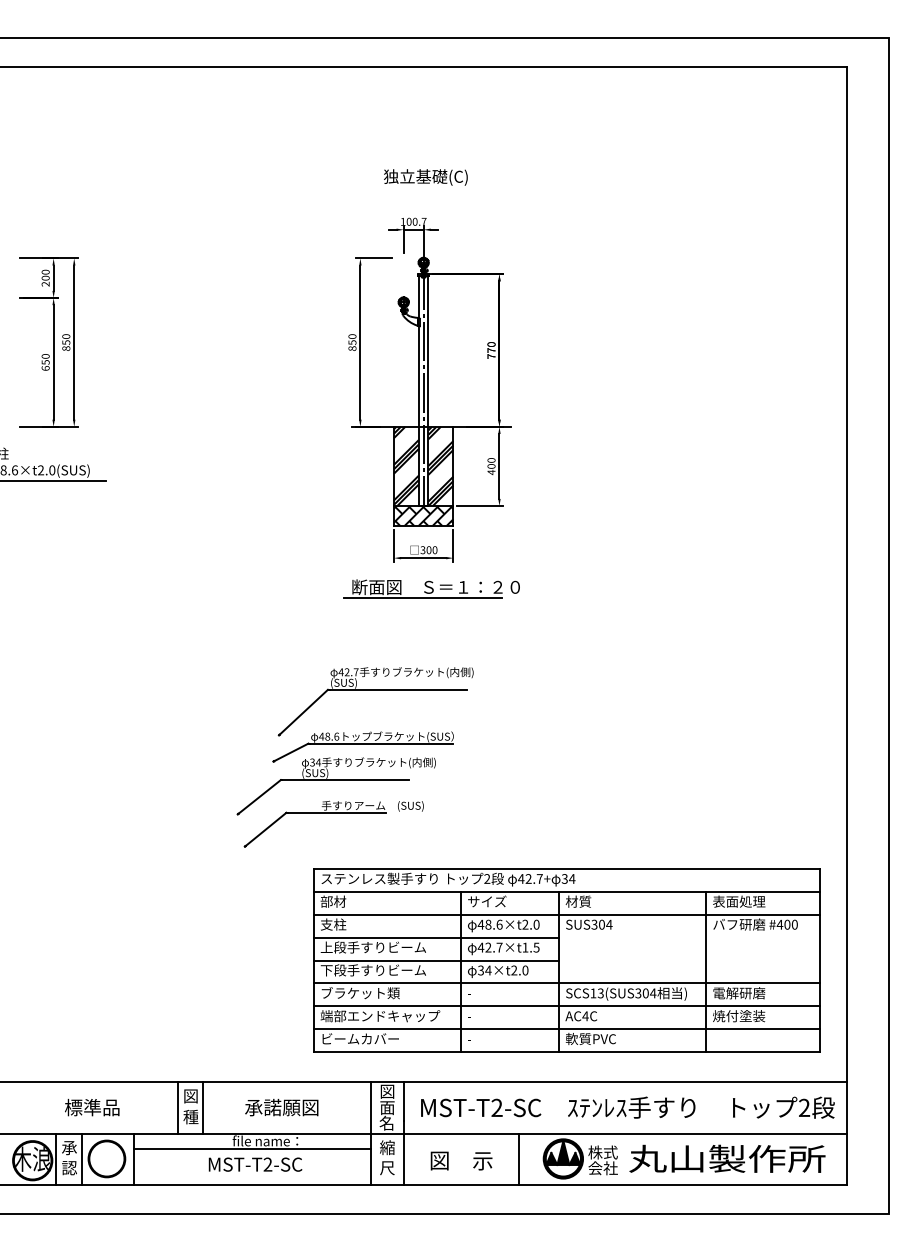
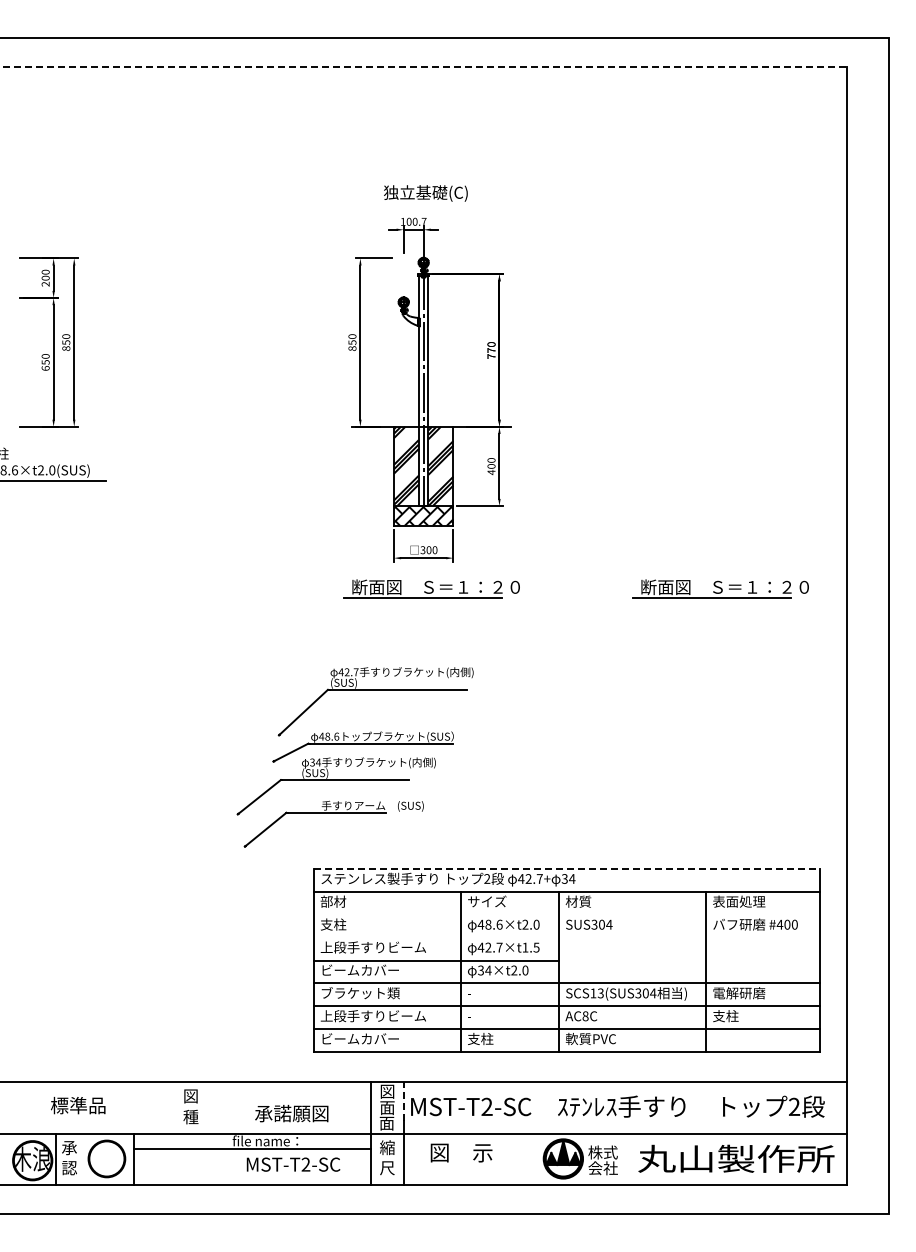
line: solid -> dashed (424, 66)
text position: (425, 177) -> (425, 193) (425, 193)
part: none -> present (720, 588)
line: solid -> dashed (567, 868)
line: present -> none (566, 914)
line: present -> none (435, 937)
text: 下段手すりビーム -> ビームカバー (372, 970)
text: 端部エンドキャップ -> 上段手すりビーム (380, 1016)
text: AC4C -> AC8C (585, 1016)
text: 焼付塗装 -> 支柱 (739, 1016)
text: - -> 支柱 (480, 1038)
line: solid -> dashed (403, 1100)
text position: (92, 1107) -> (78, 1105) (78, 1105)
line: present -> none (177, 1107)
line: present -> none (203, 1107)
text position: (281, 1107) -> (291, 1113) (291, 1113)
text position: (627, 1107) -> (617, 1106) (617, 1106)
text: 名 -> 面 (386, 1122)
text position: (727, 1158) -> (736, 1158) (736, 1158)
line: present -> none (82, 1159)
line: present -> none (519, 1159)
text position: (461, 1160) -> (461, 1152) (461, 1152)
text position: (255, 1164) -> (293, 1164) (293, 1164)
